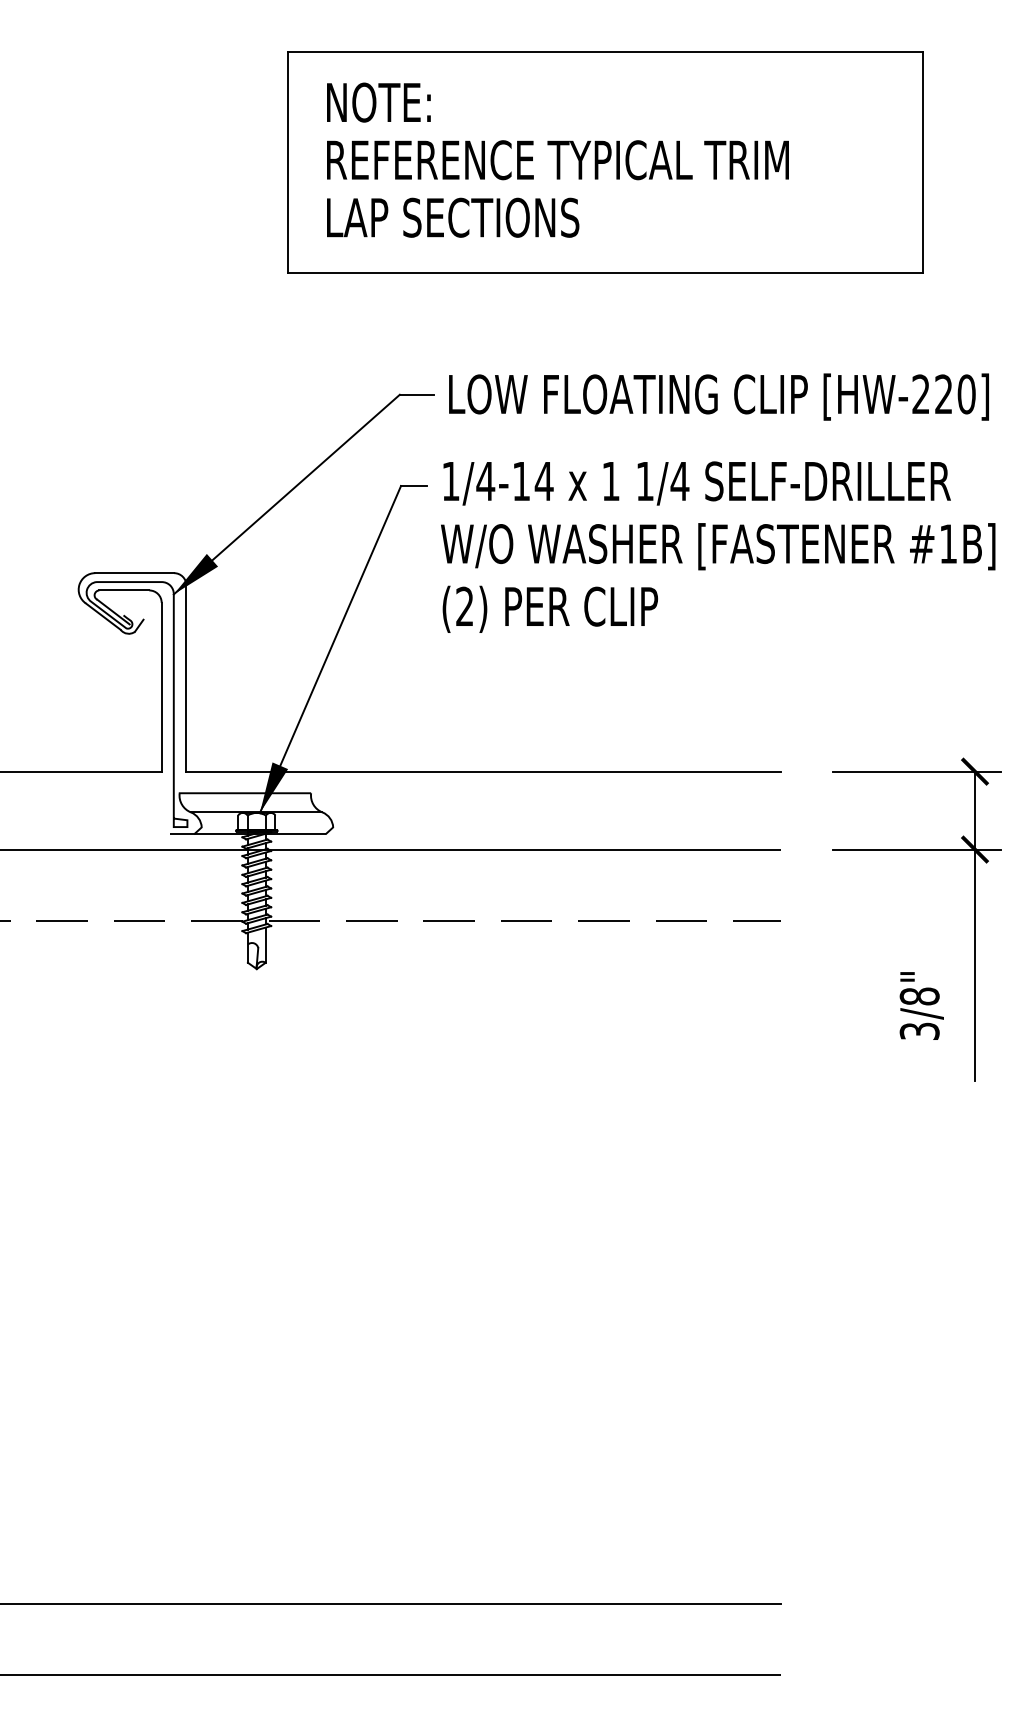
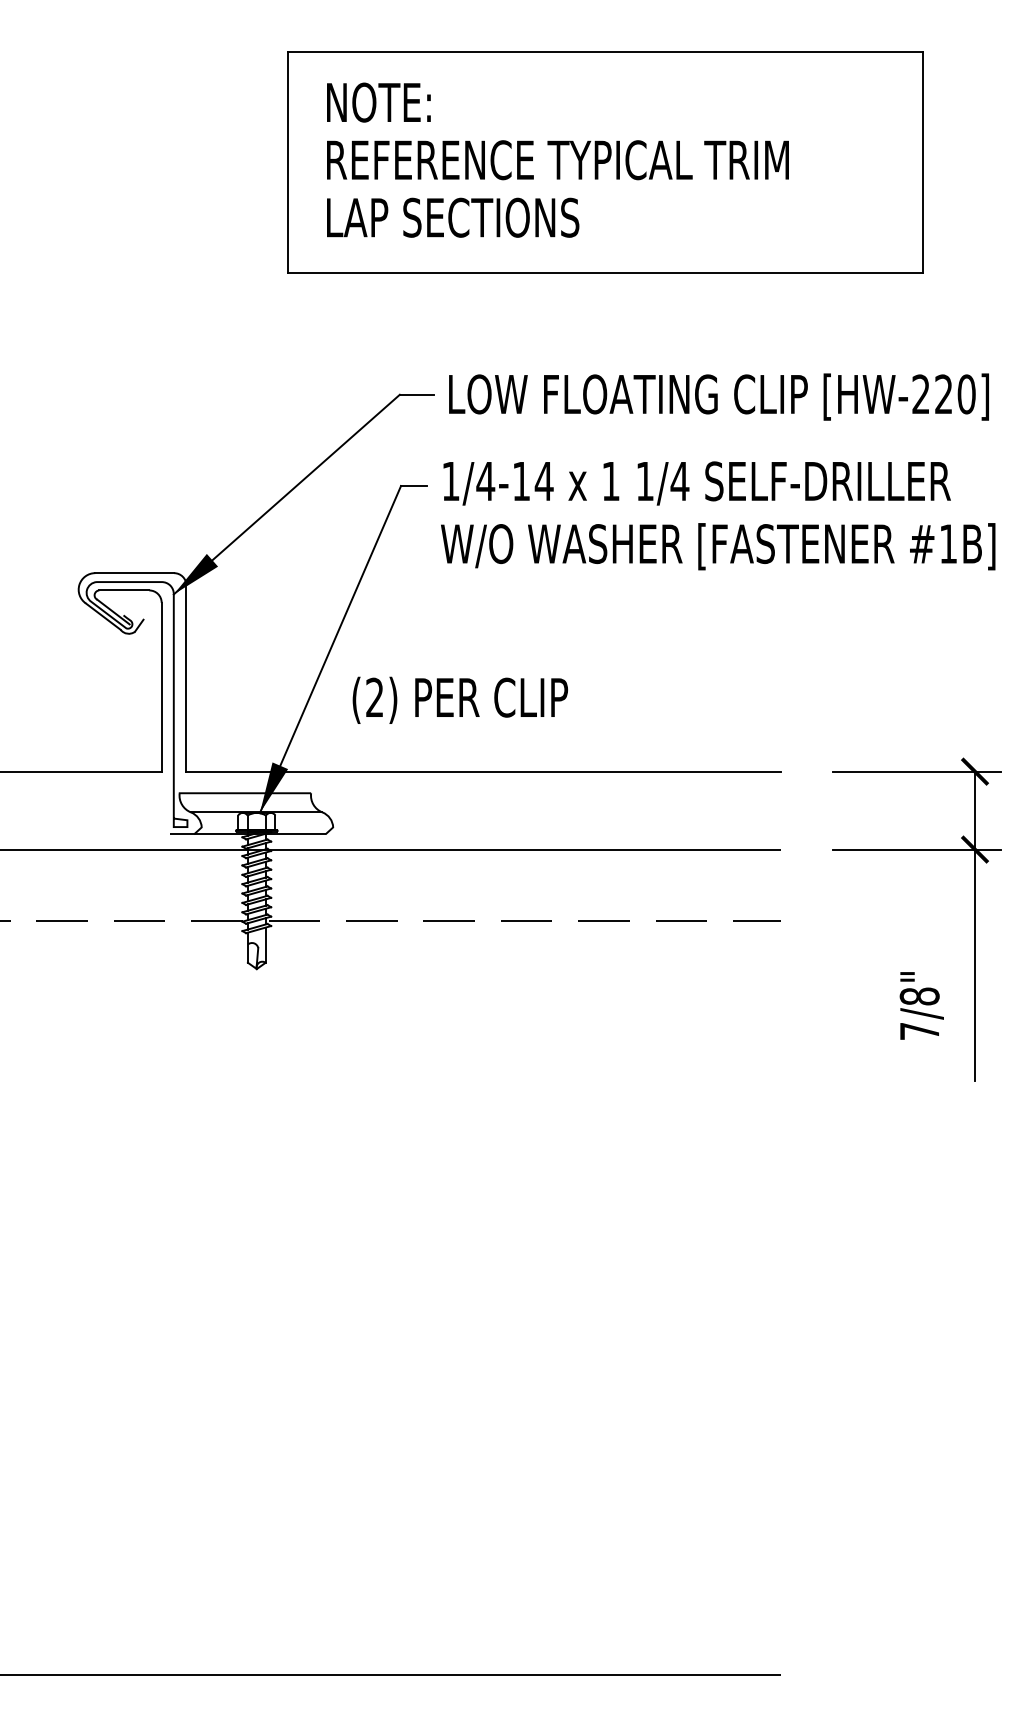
text position: (549, 608) -> (459, 699) (459, 699)
text: 3/8" -> 7/8" (919, 1030)
line: present -> none (391, 1604)
